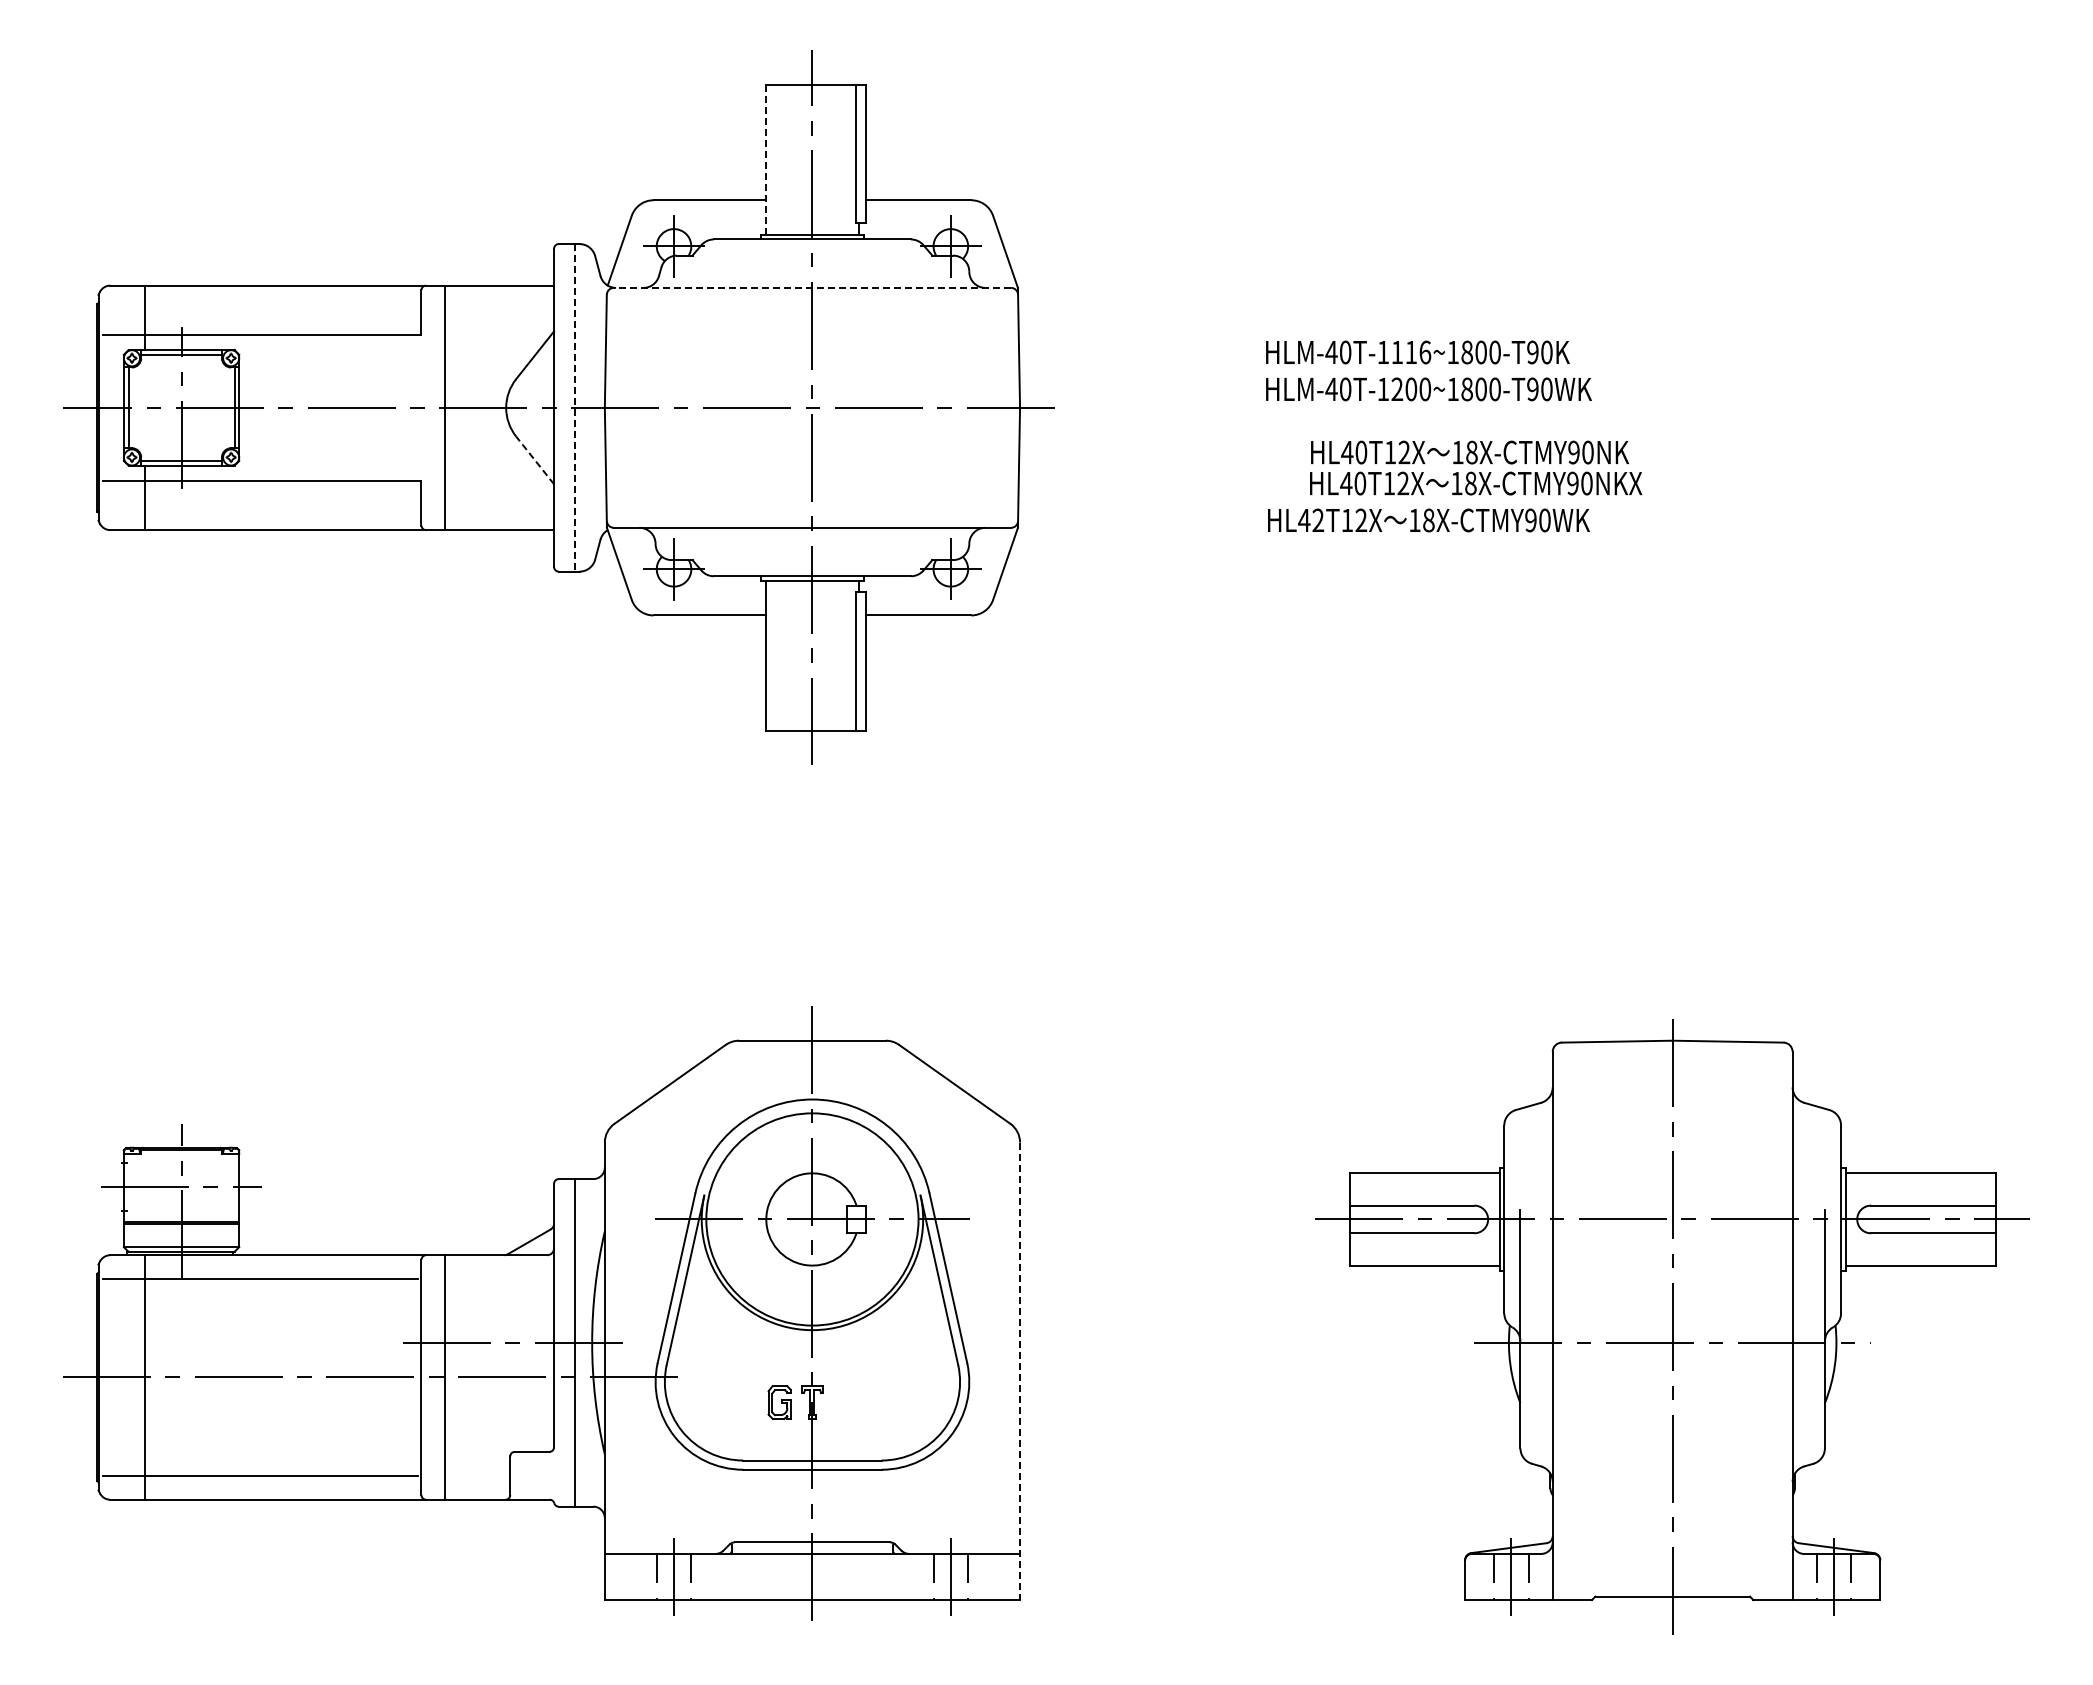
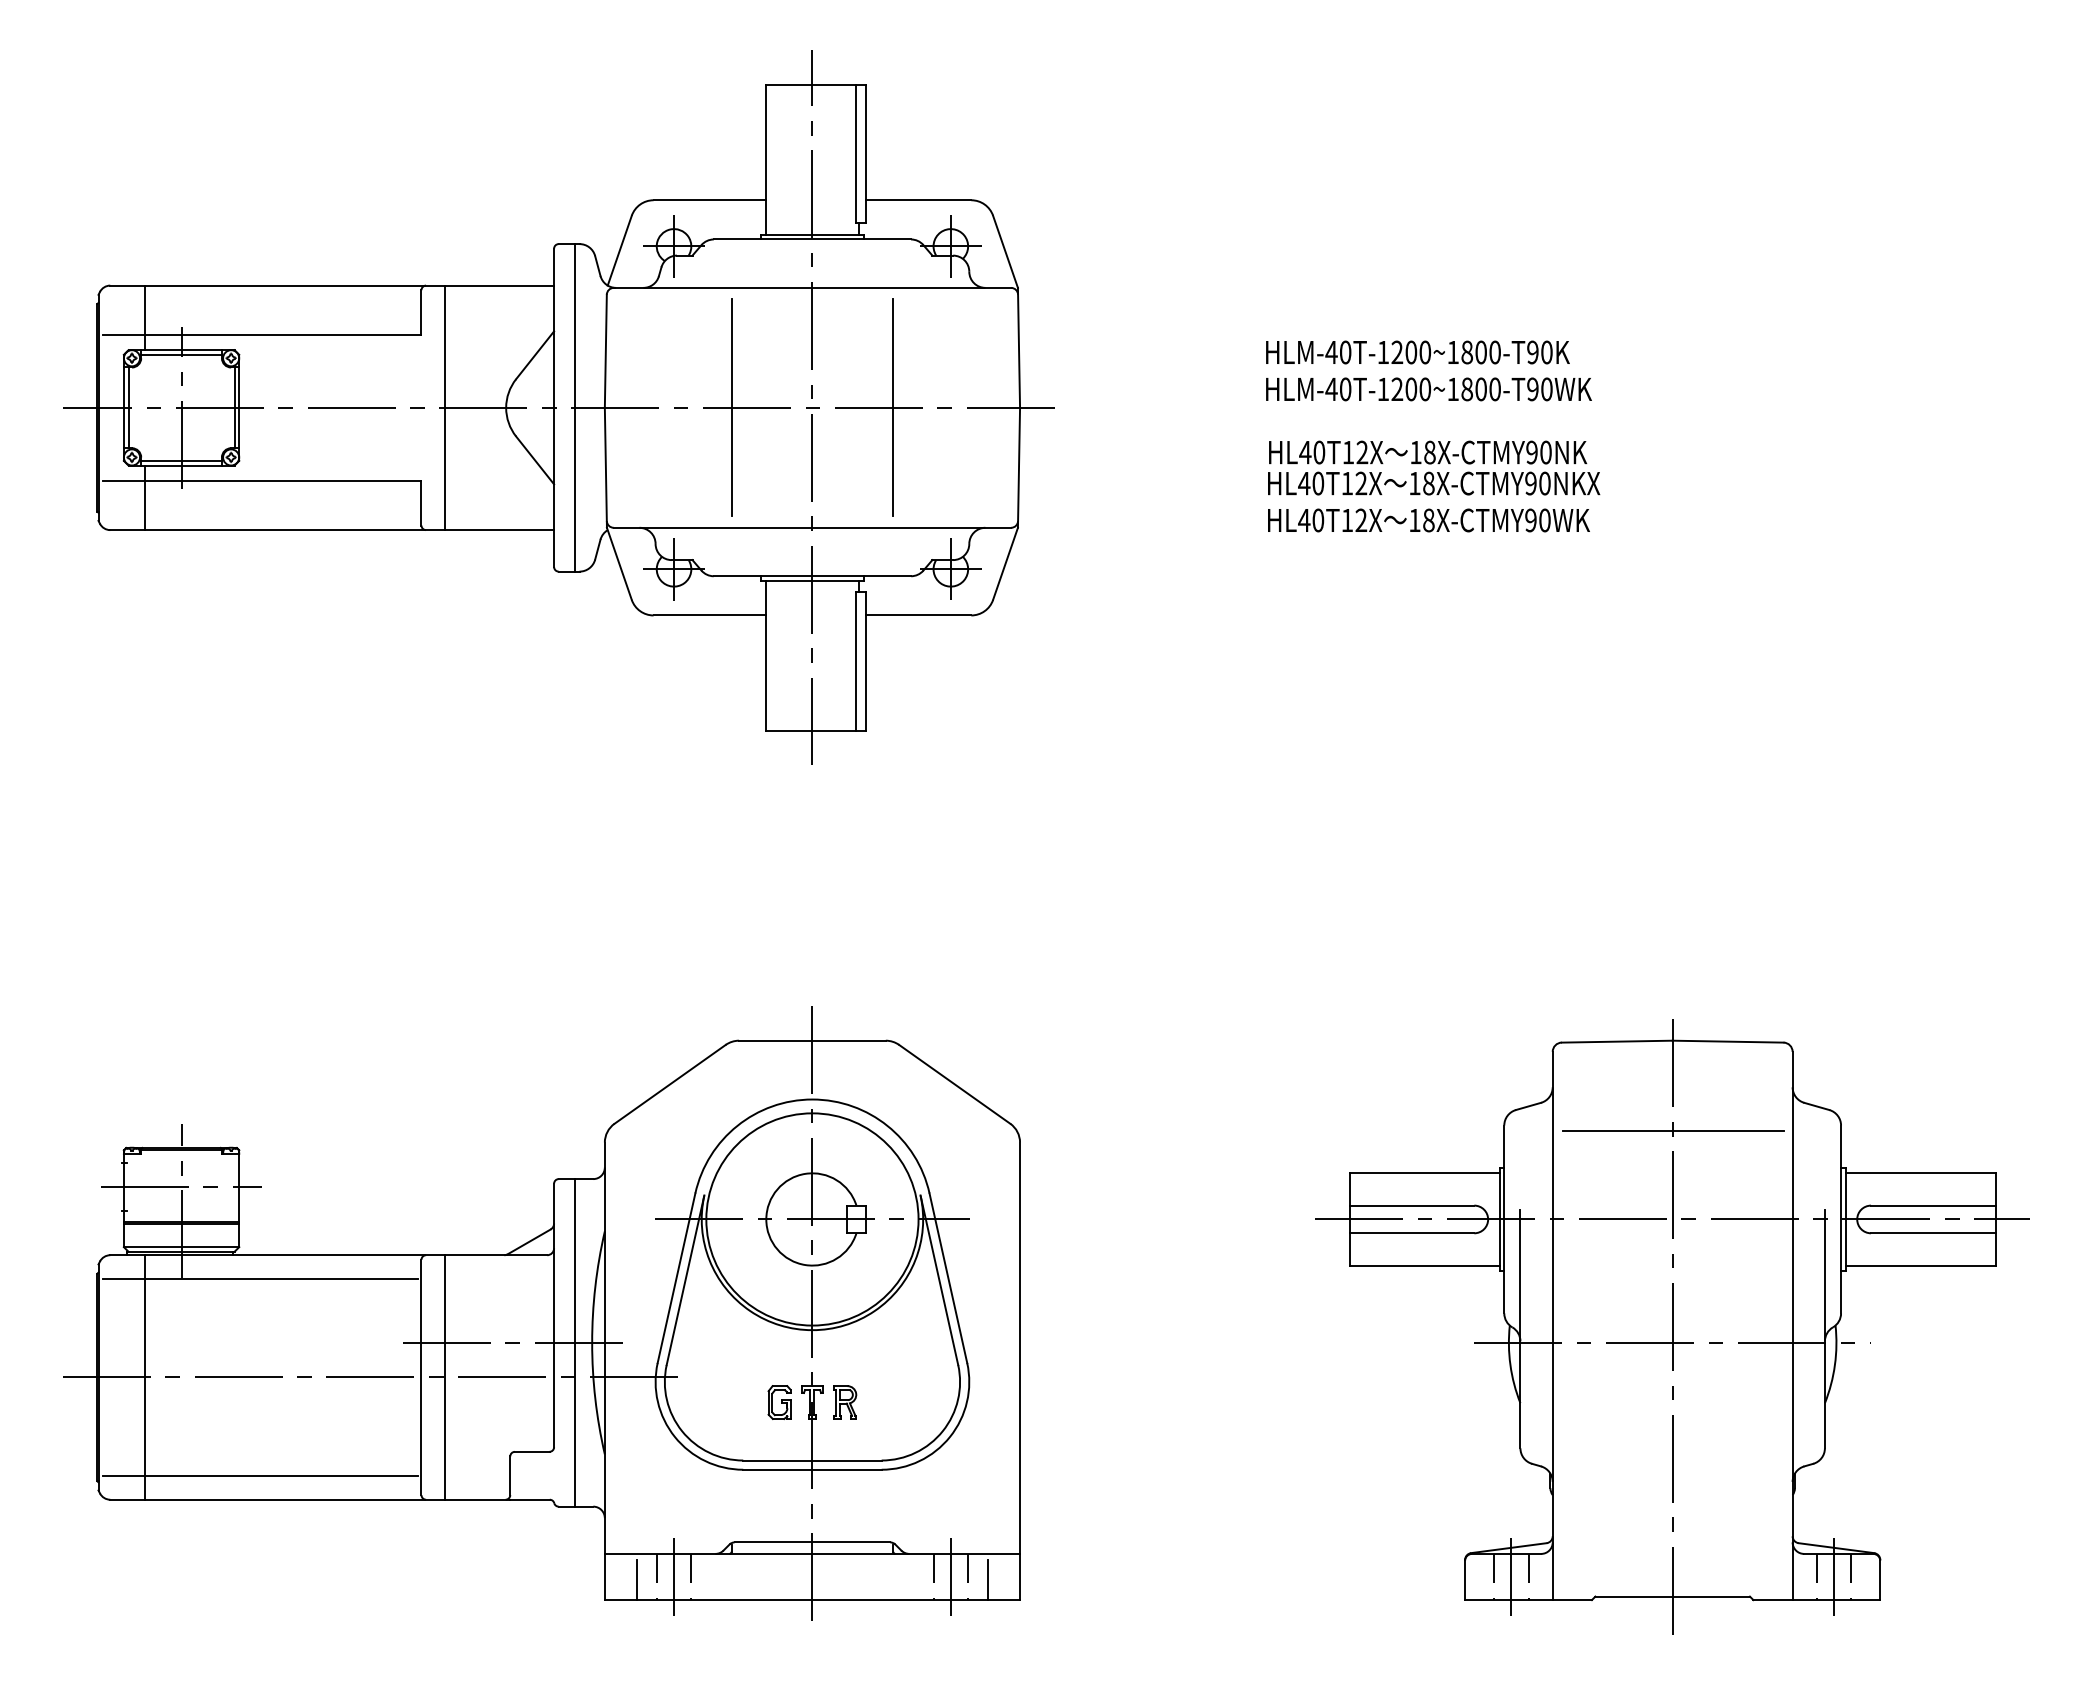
line: dashed -> solid (766, 159)
line: dashed -> solid (812, 287)
text: HLM-40T-1116~1800-T90K -> HLM-40T-1200~1800-T90K (1411, 352)
line: dashed -> solid (574, 407)
line: none -> present (731, 407)
line: none -> present (893, 407)
line: dashed -> solid (535, 460)
text position: (1476, 467) -> (1434, 467) (1434, 467)
text: HL42T12X -> HL40T12X (1318, 520)
line: none -> present (1672, 1130)
line: dashed -> solid (1020, 1371)
part: none -> present (845, 1402)
line: none -> present (637, 1580)
line: none -> present (987, 1580)
